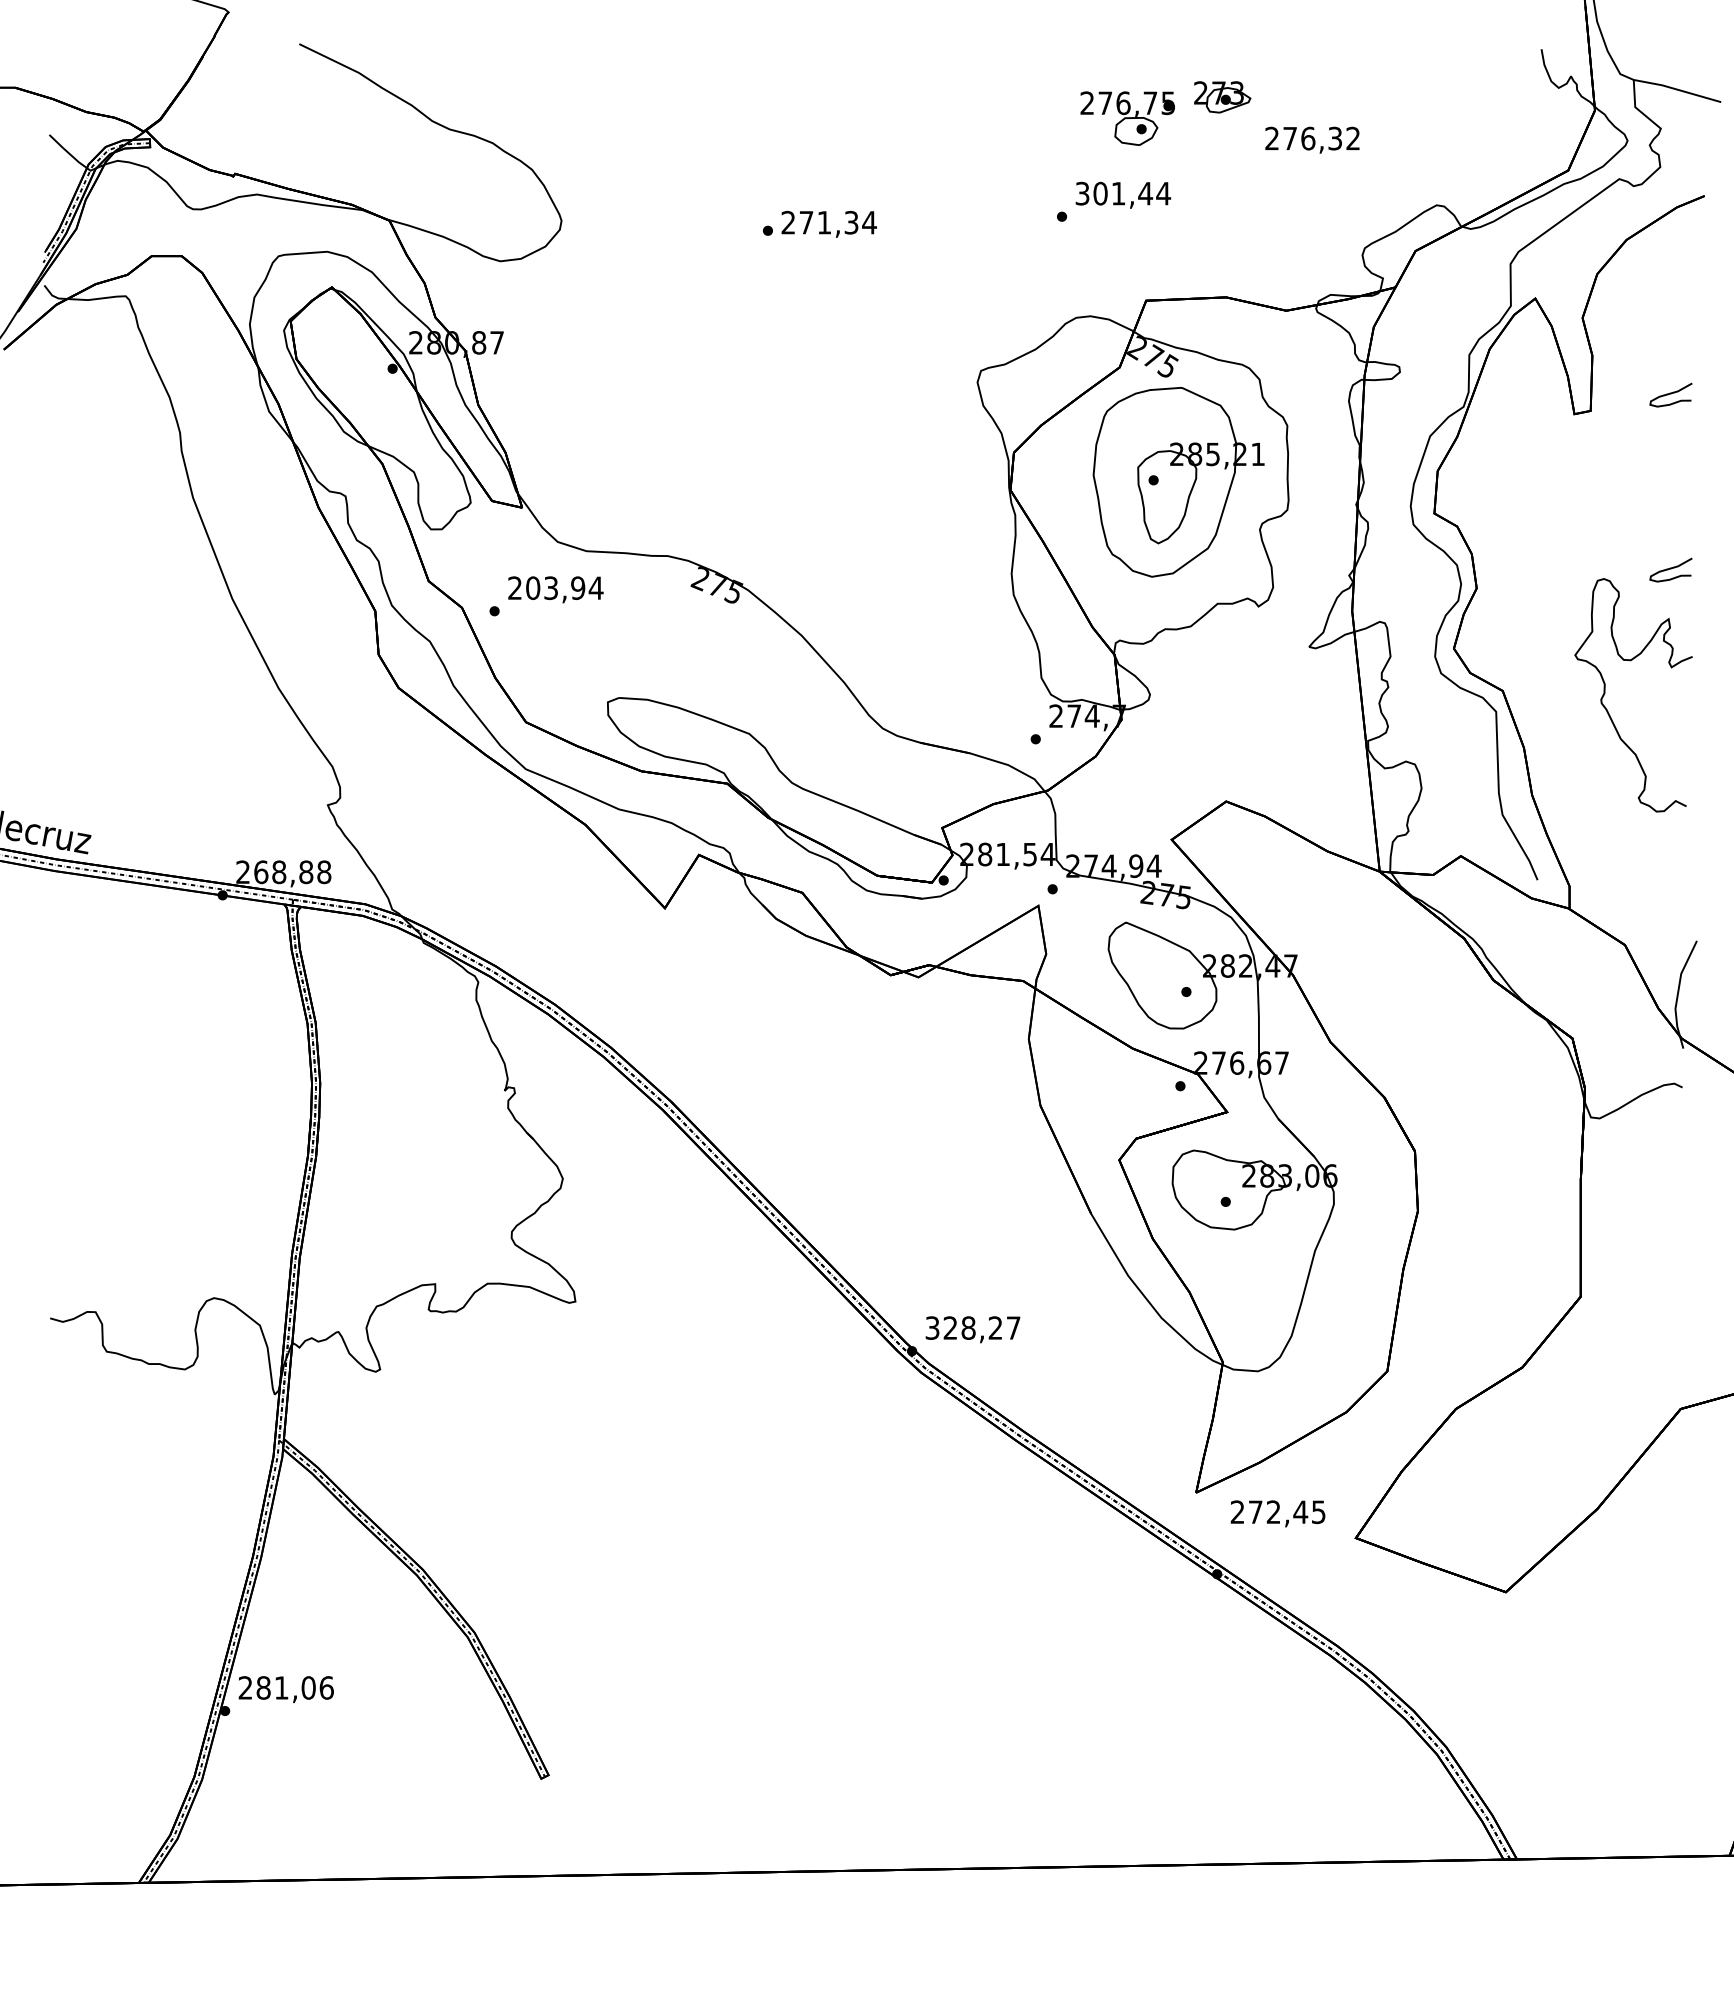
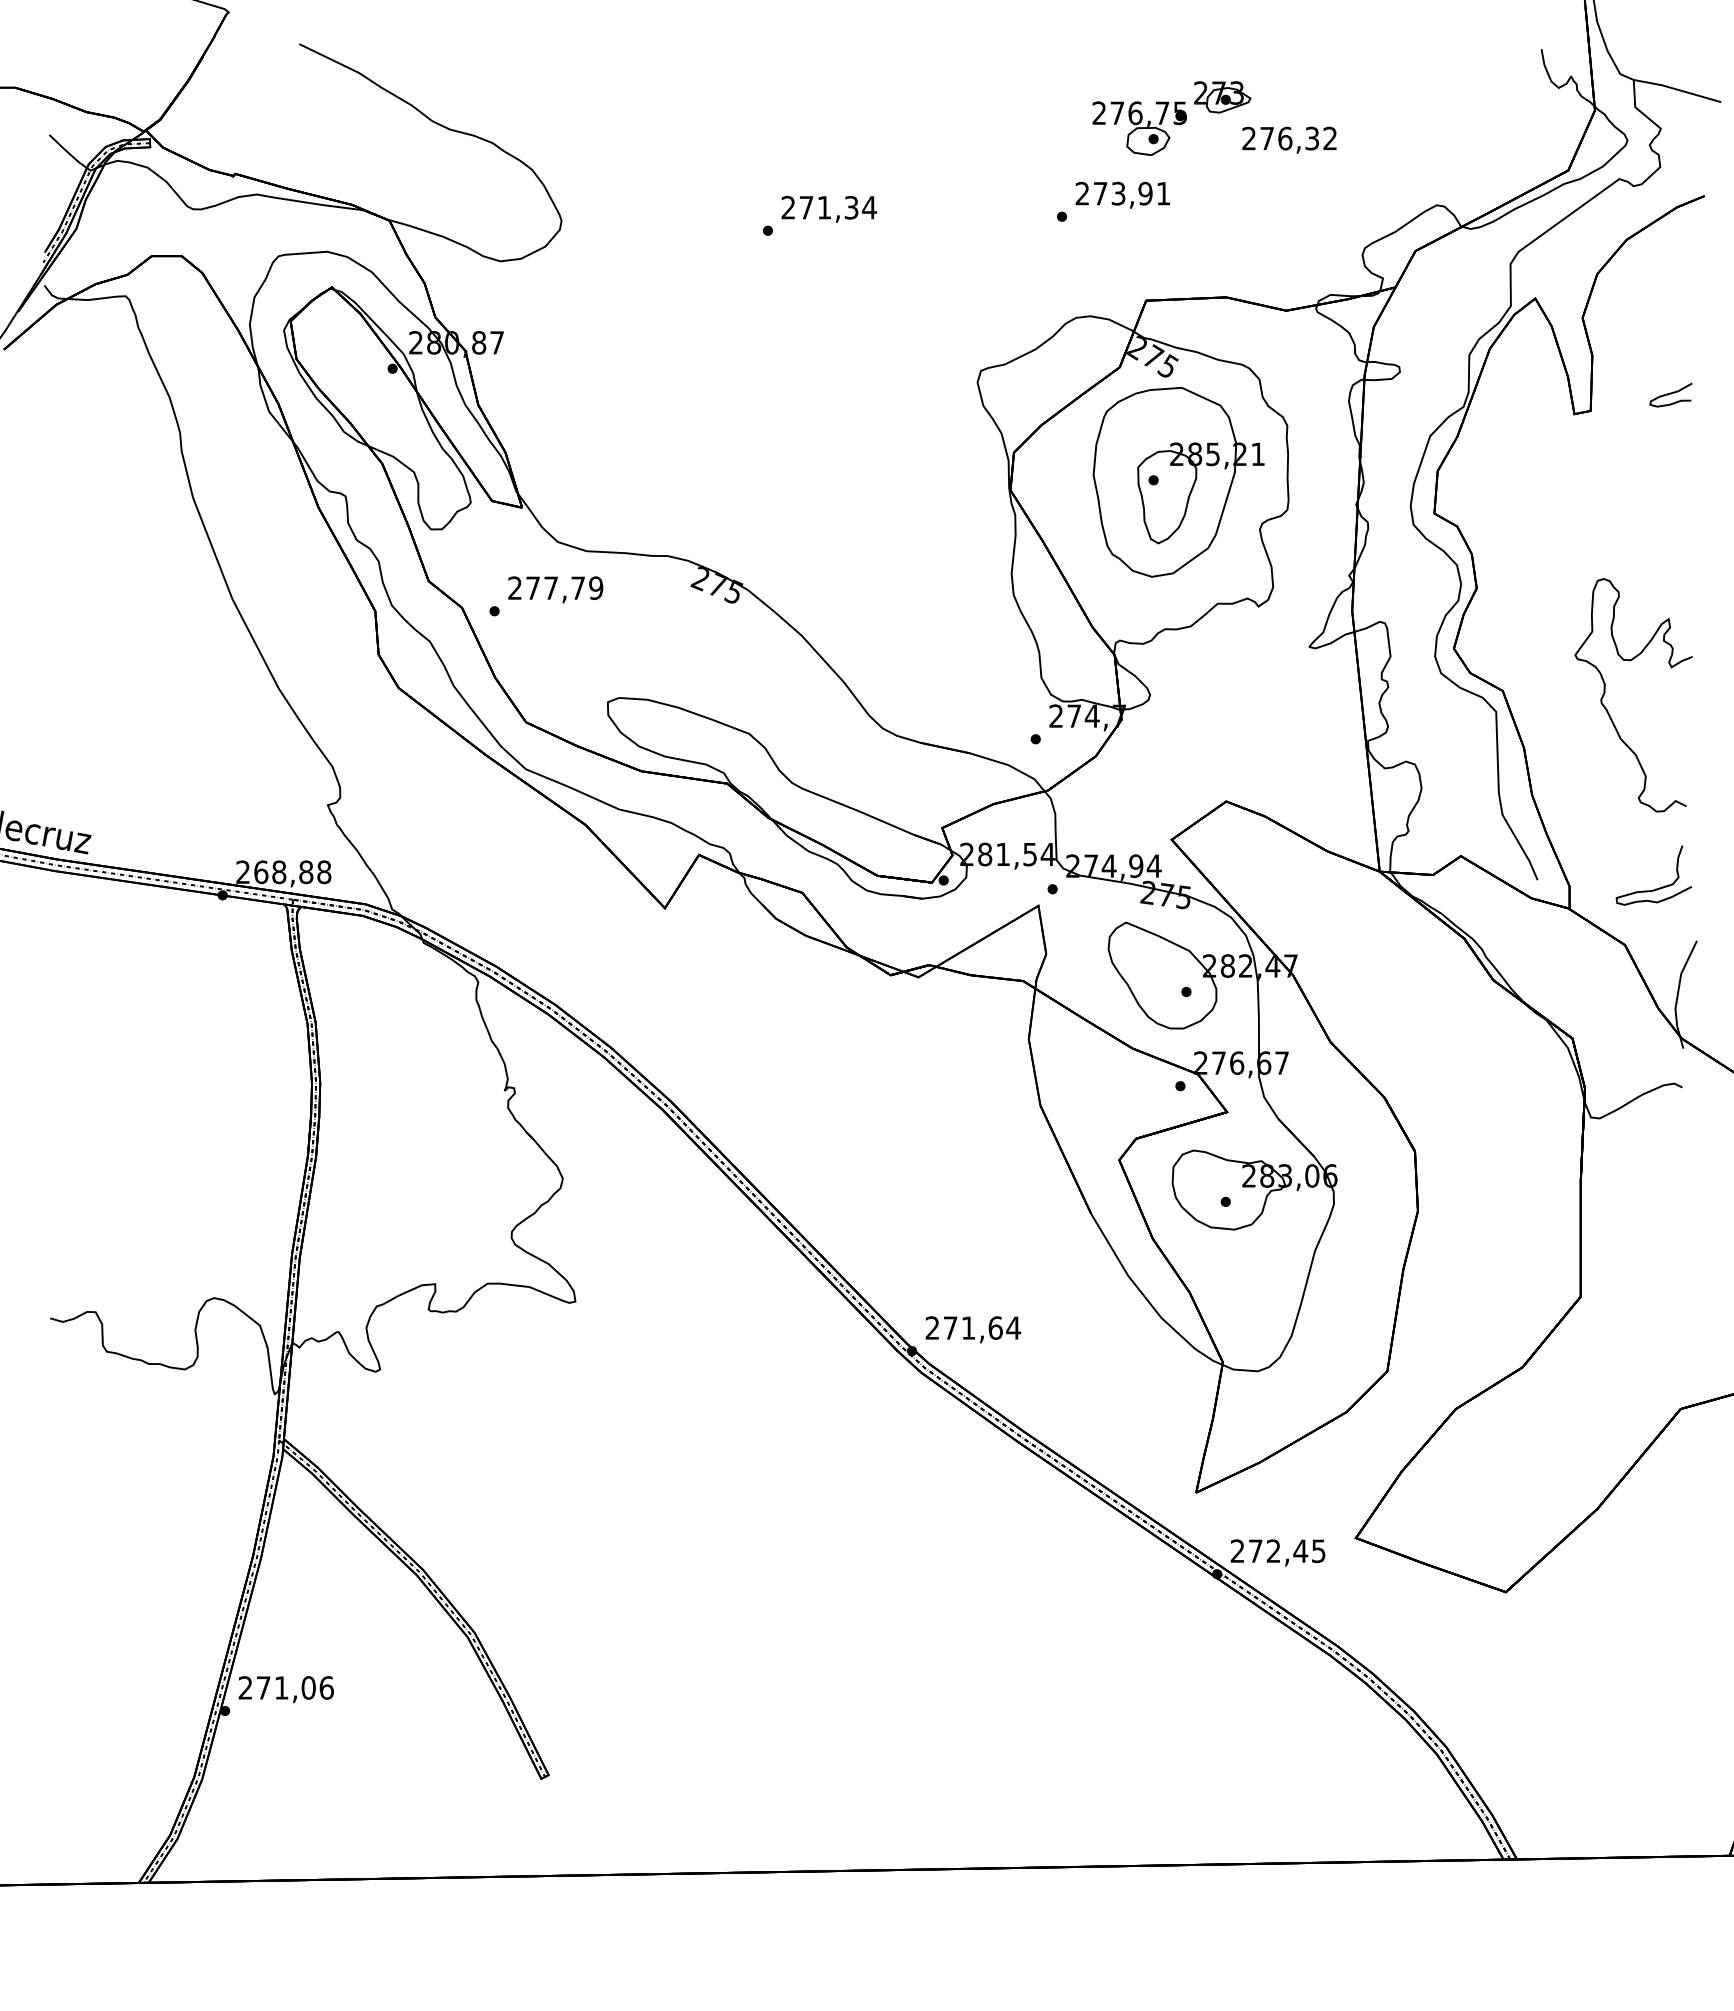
part position: (1127, 118) -> (1139, 128) (1139, 128)
text position: (1312, 139) -> (1289, 139) (1289, 139)
text: 301,44 -> 273,91 (1123, 193)
text position: (828, 223) -> (828, 208) (828, 208)
curve: present -> none (1670, 569)
text: 203,94 -> 277,79 (564, 588)
curve: none -> present (1656, 888)
text: 328,27 -> 271,64 (973, 1327)
text position: (1277, 1513) -> (1277, 1552) (1277, 1552)
text: 281,06 -> 271,06 (263, 1687)
